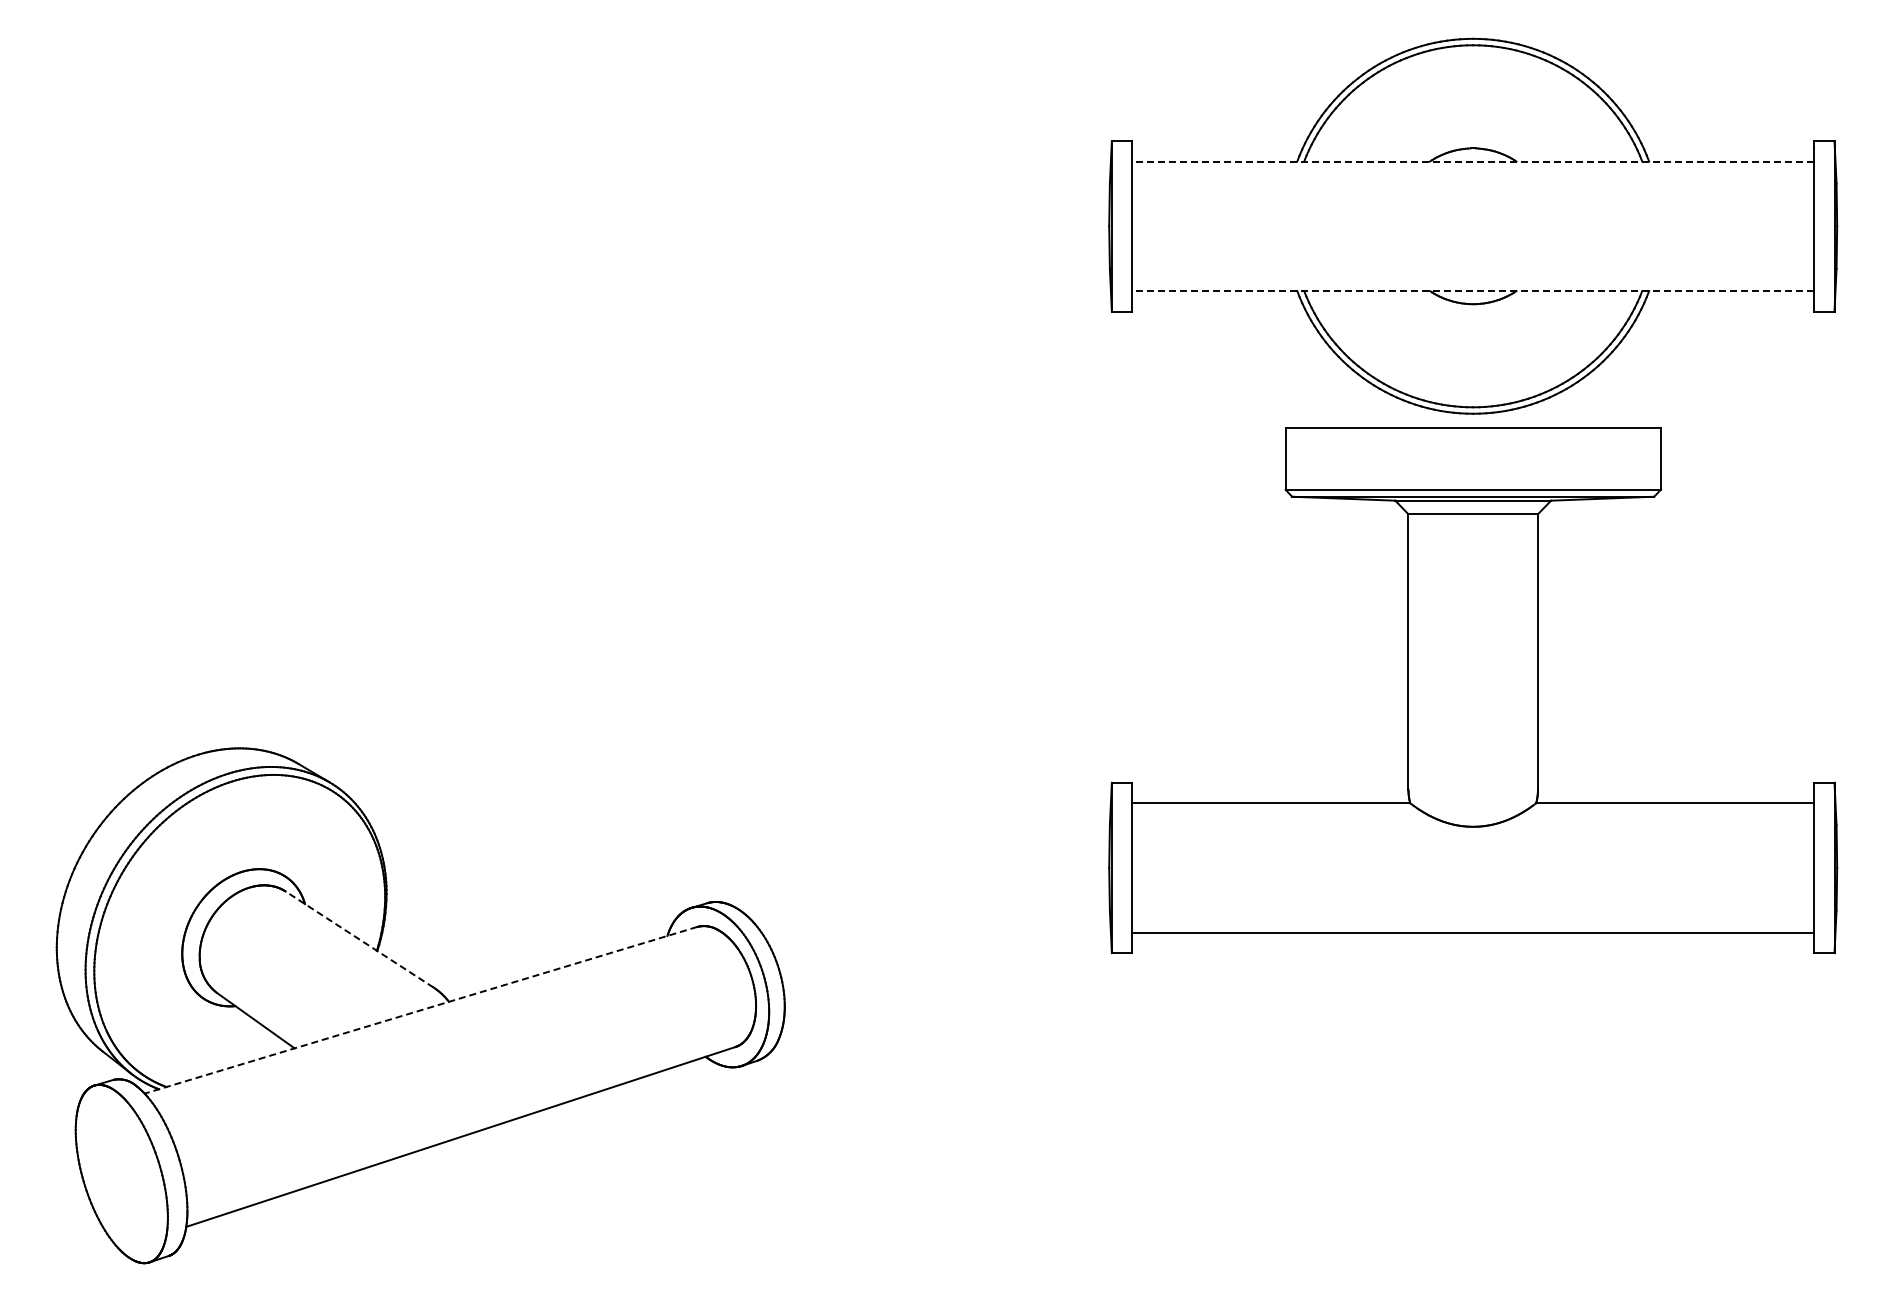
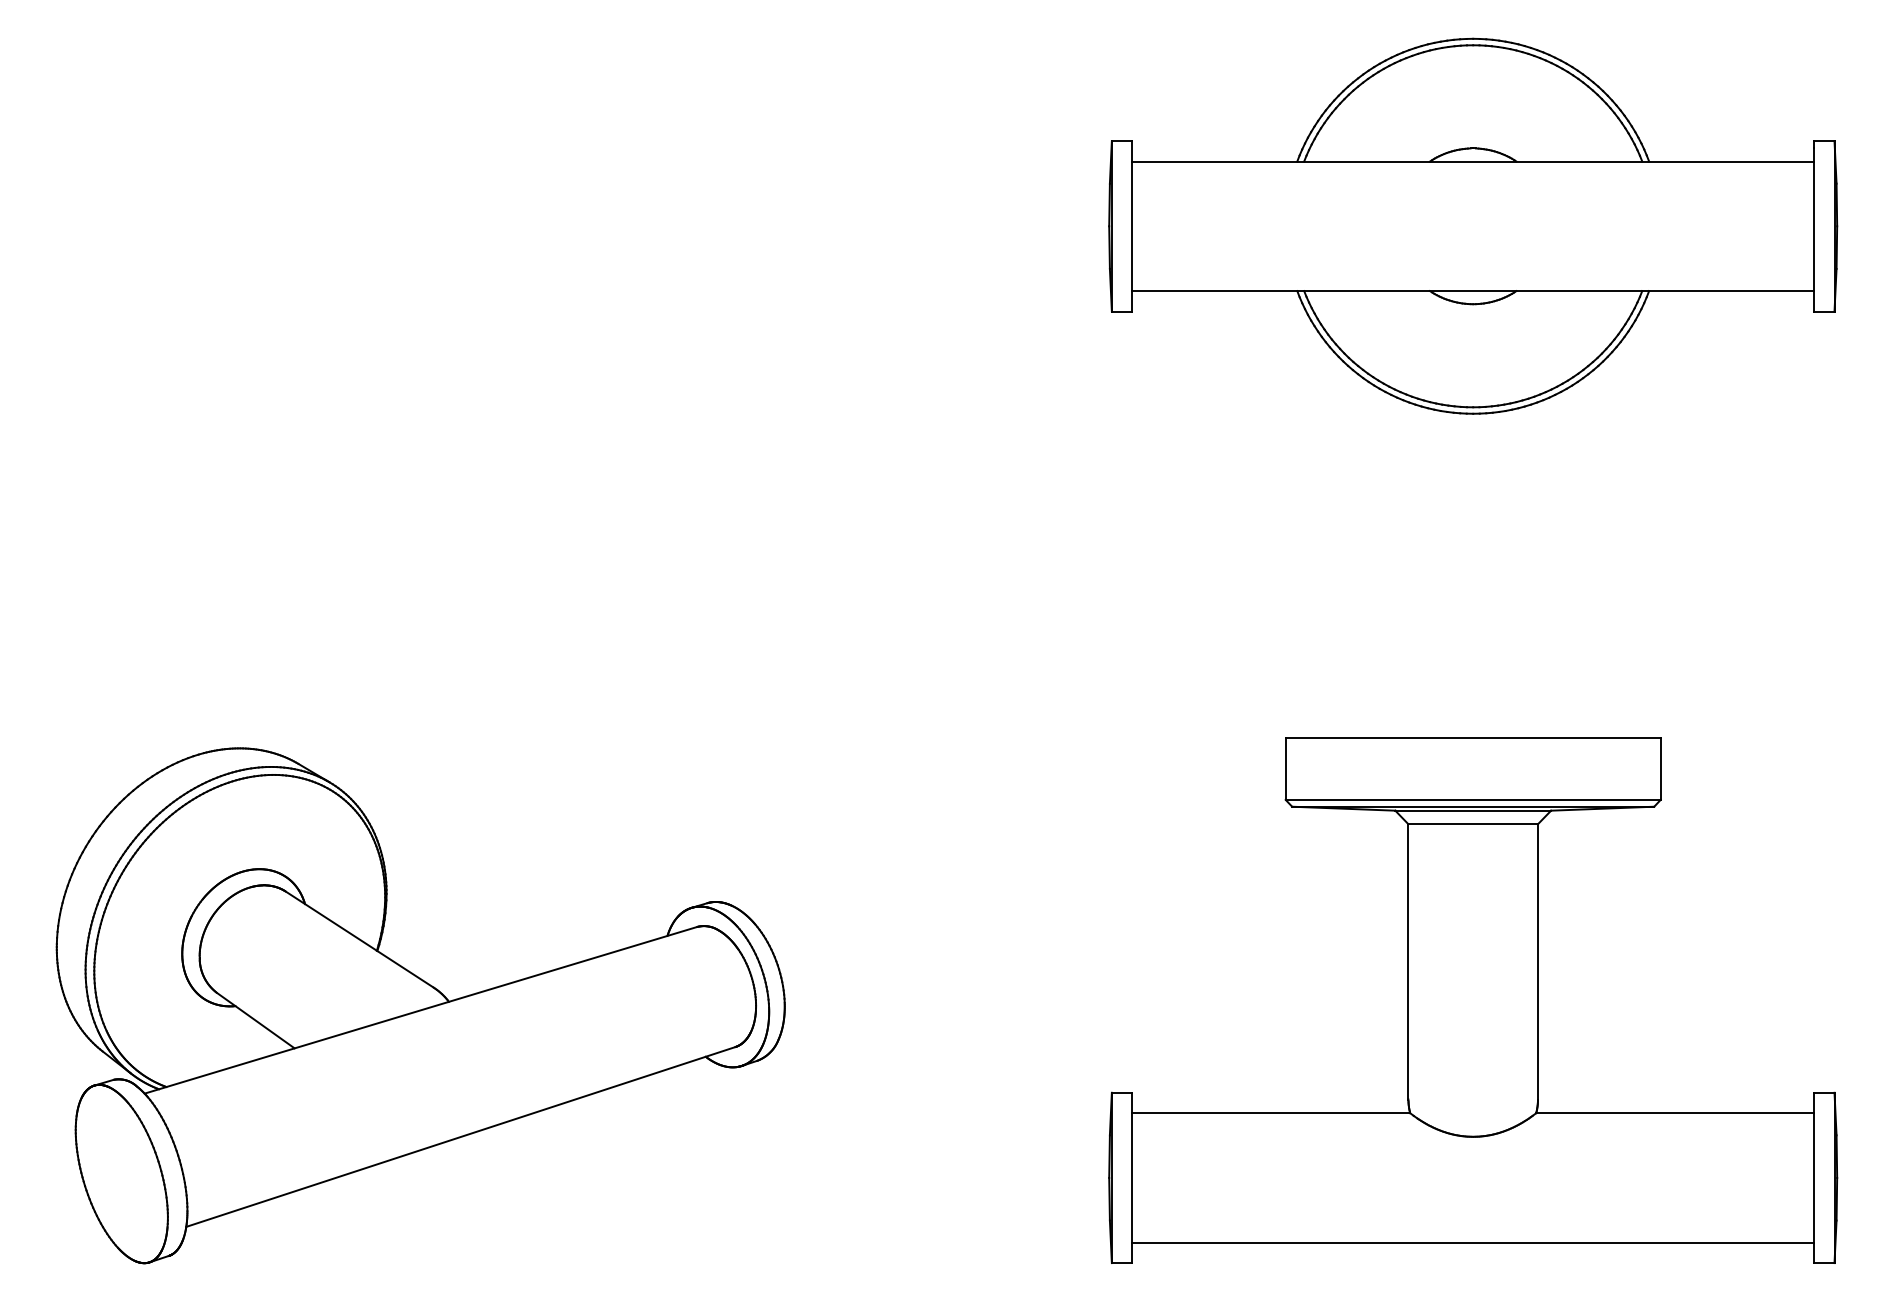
line: dashed -> solid (1473, 161)
line: dashed -> solid (1473, 291)
part position: (1473, 690) -> (1473, 1000) (1473, 1000)
line: dashed -> solid (359, 939)
line: dashed -> solid (420, 1010)
